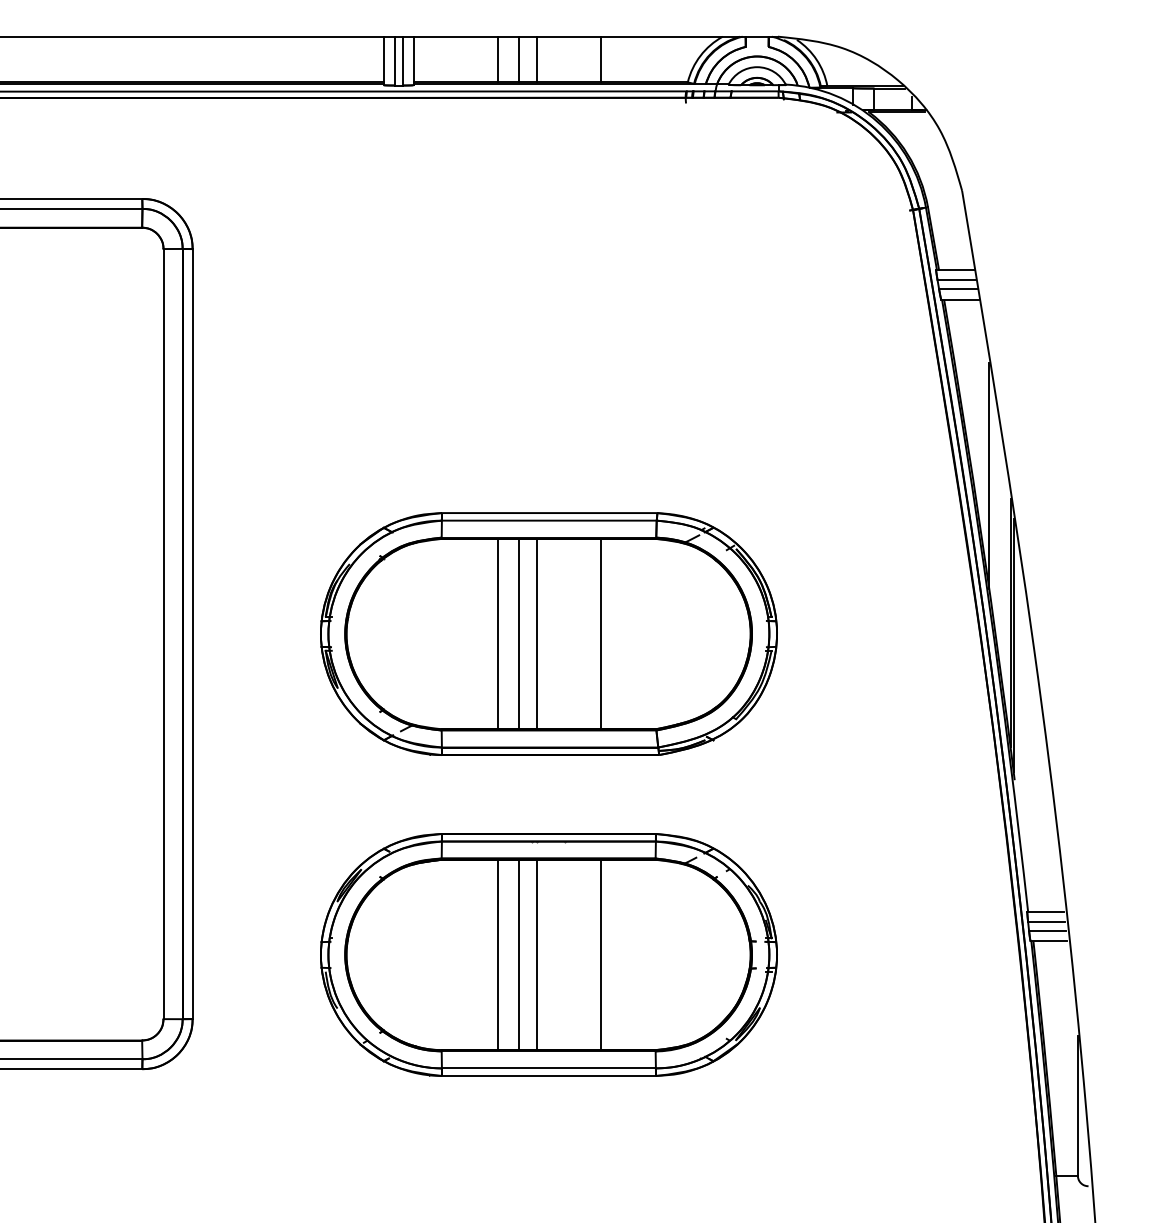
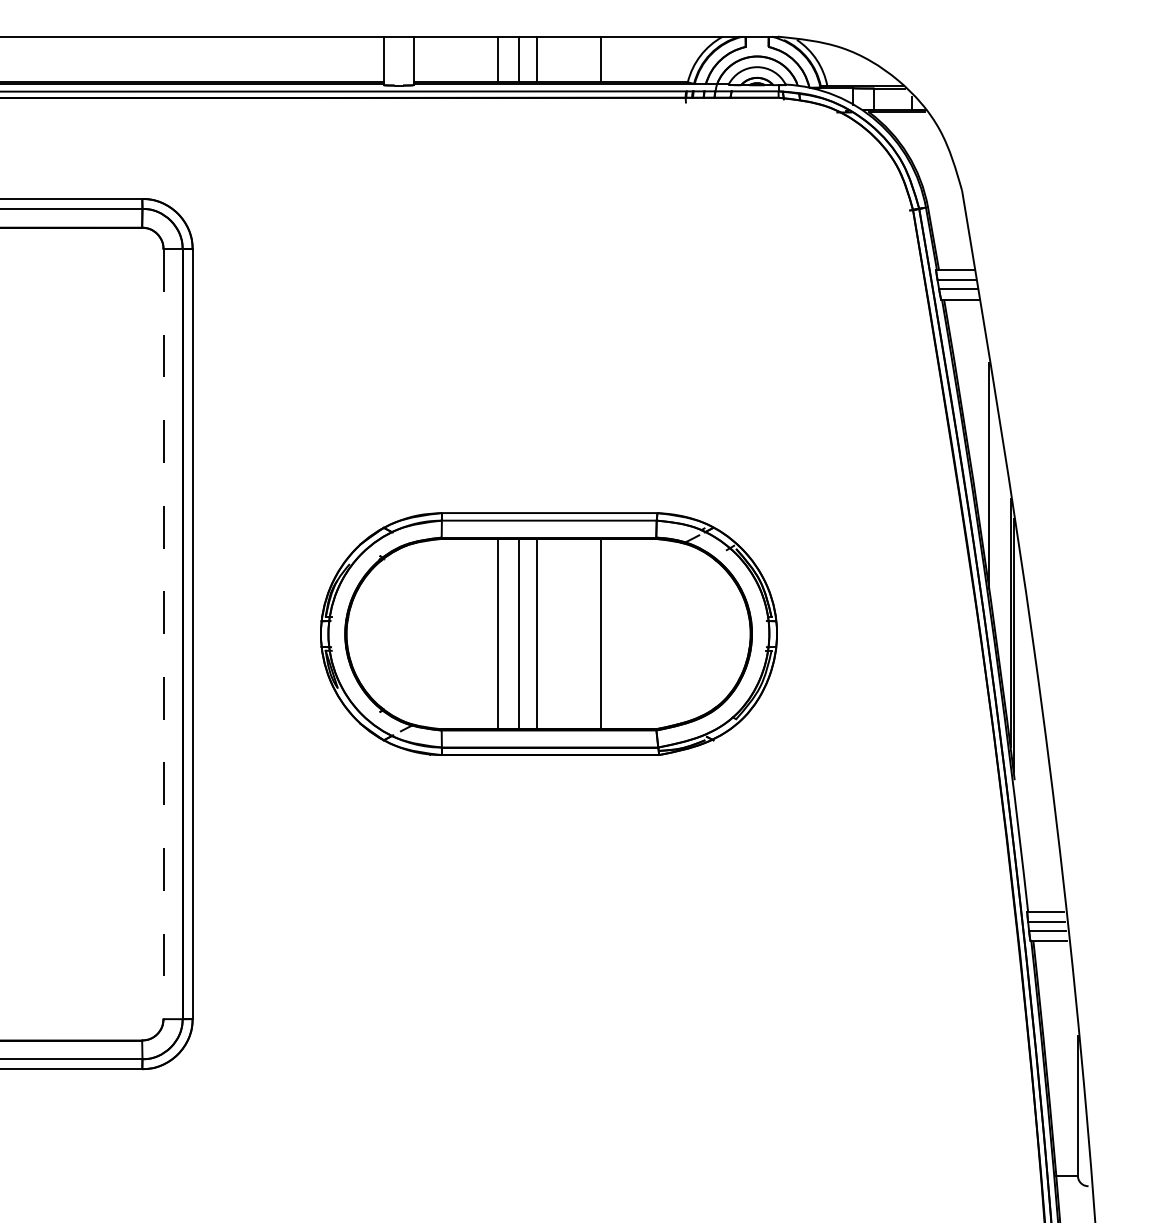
line: present -> none (394, 60)
line: present -> none (403, 60)
line: solid -> dashed (163, 634)
part: present -> none (548, 954)
